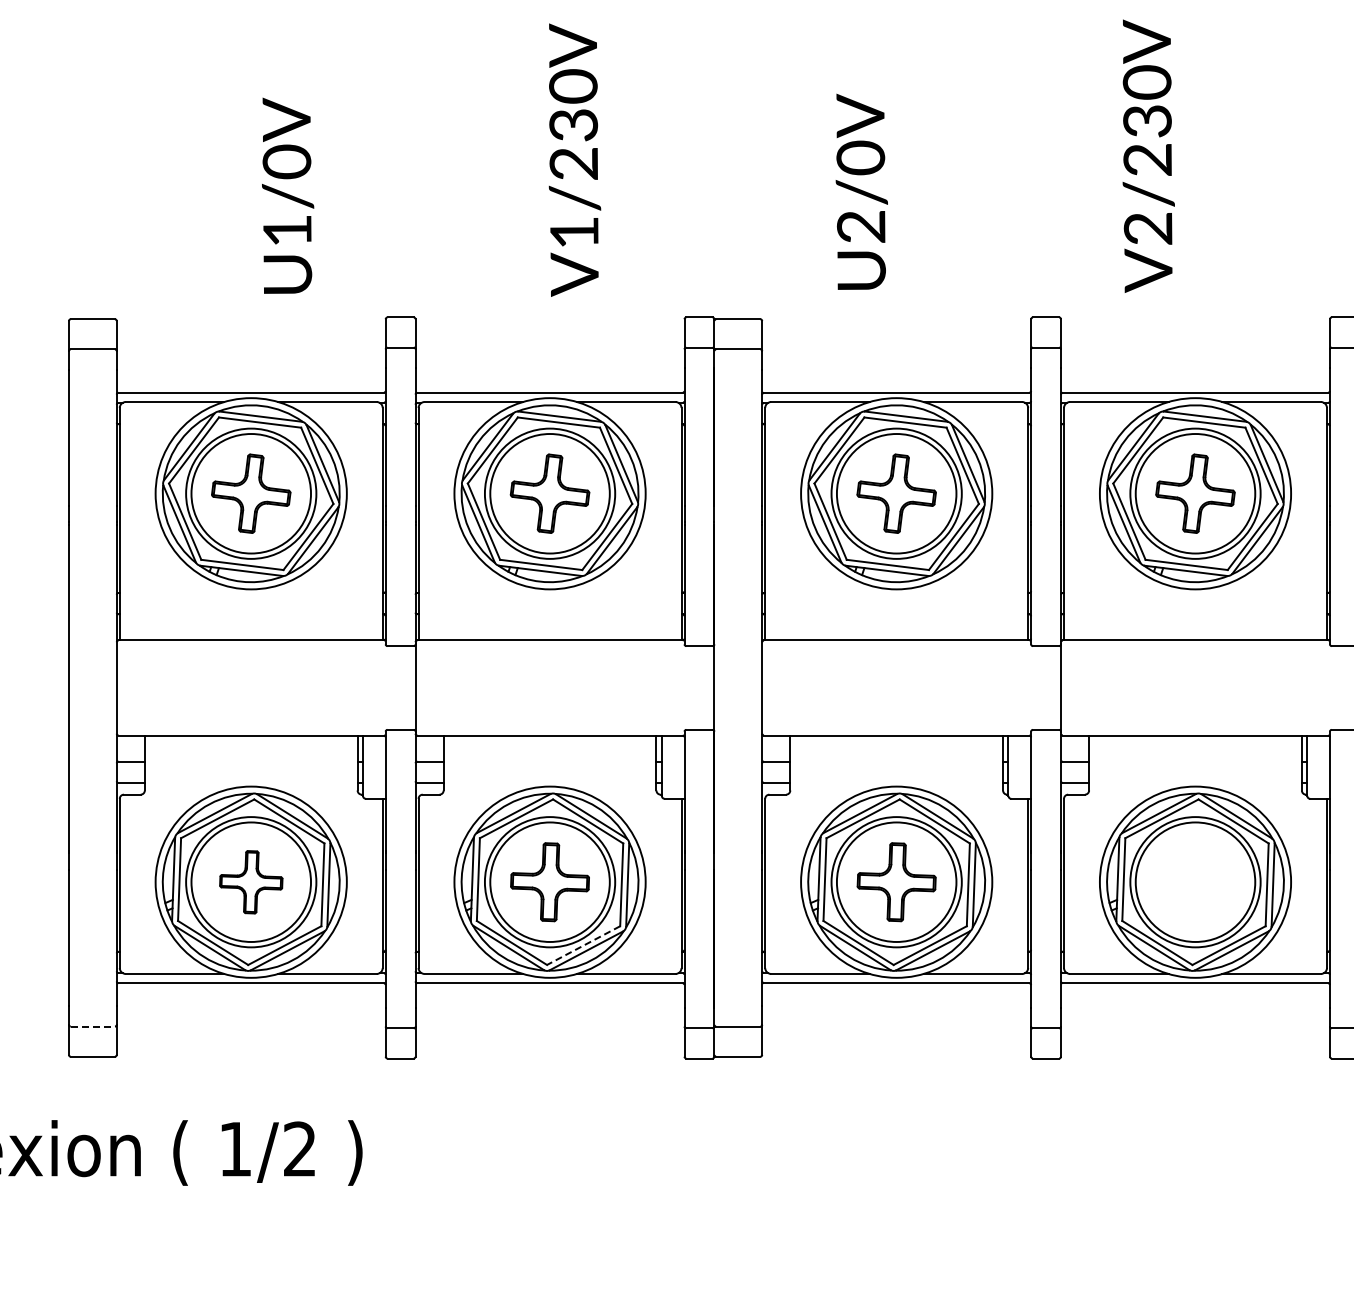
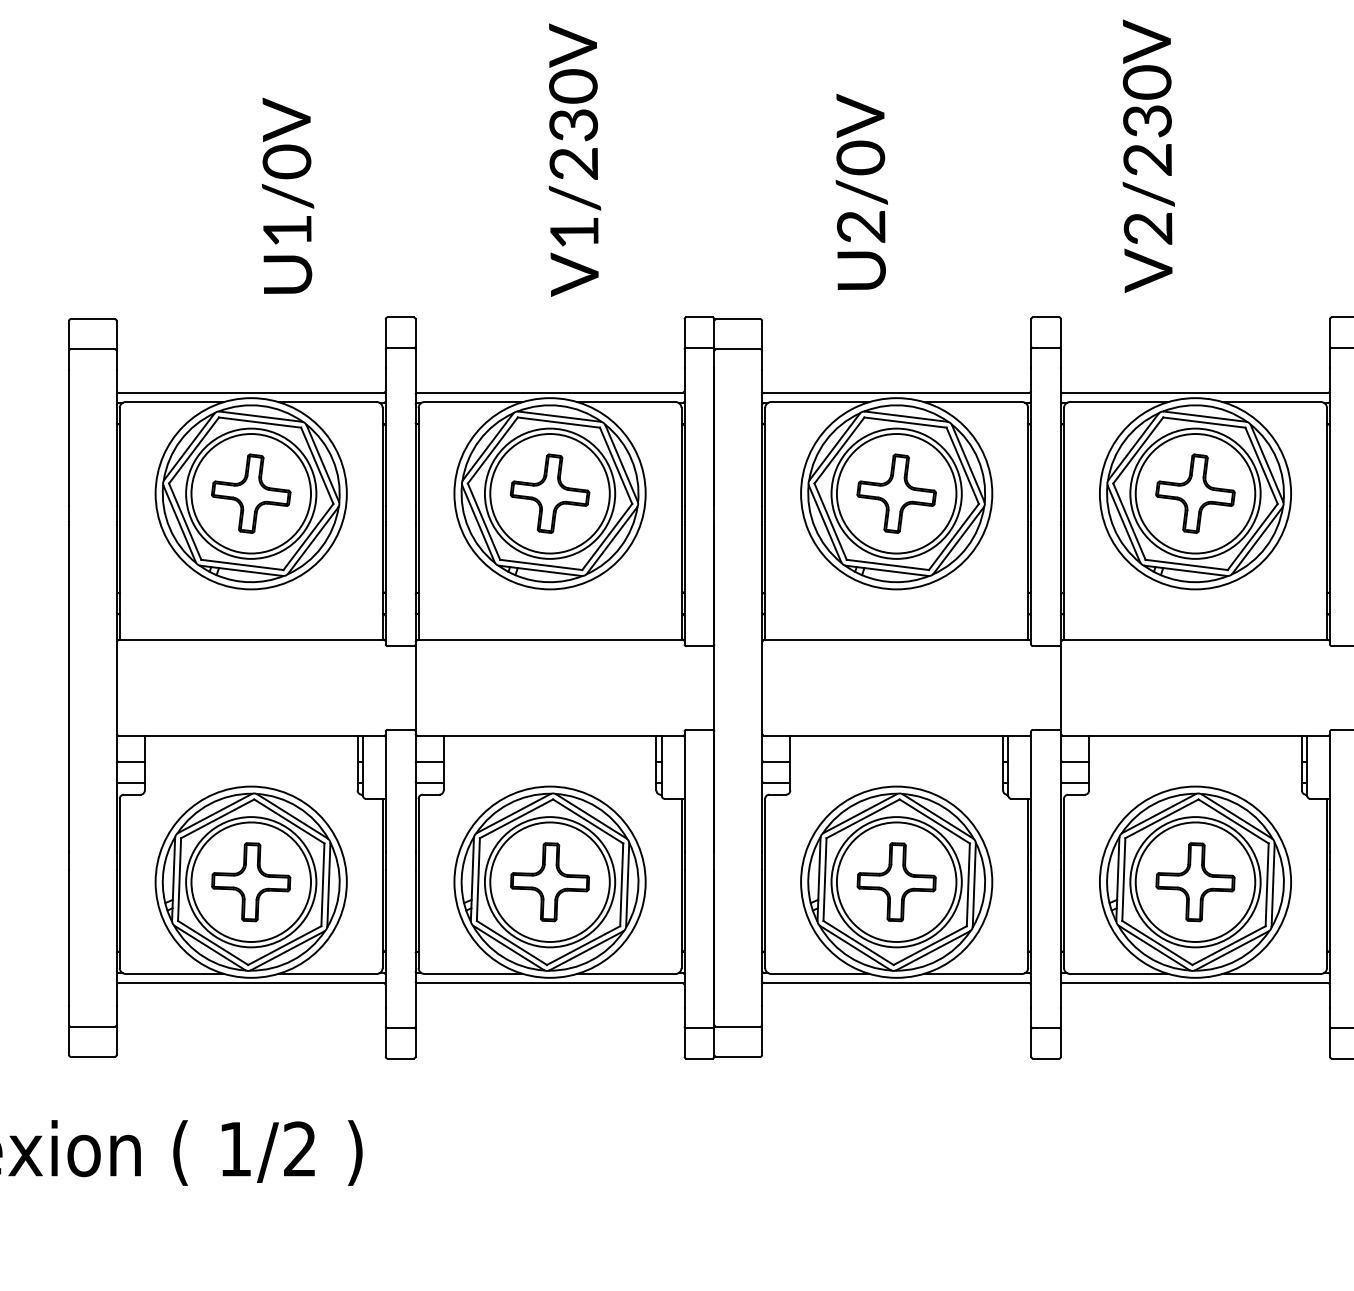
part size: 65x65 px -> 81x81 px (251, 882)
part: none -> present (1195, 882)
line: dashed -> solid (583, 945)
line: dashed -> solid (93, 1026)
